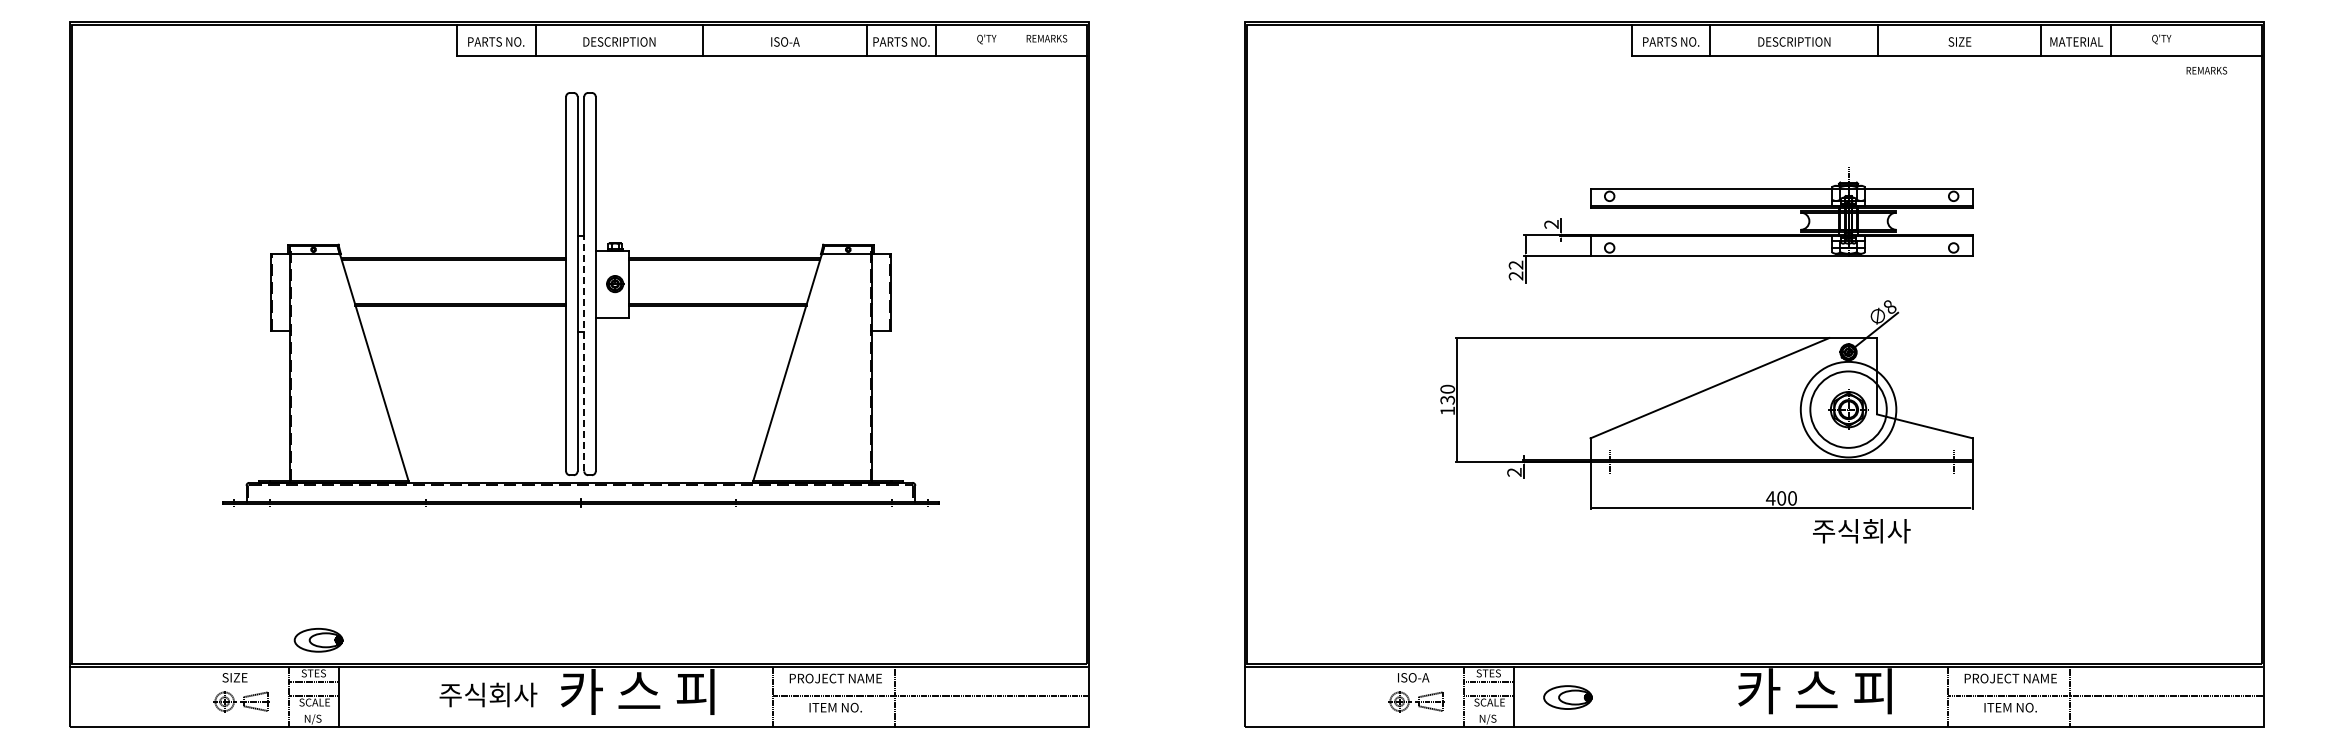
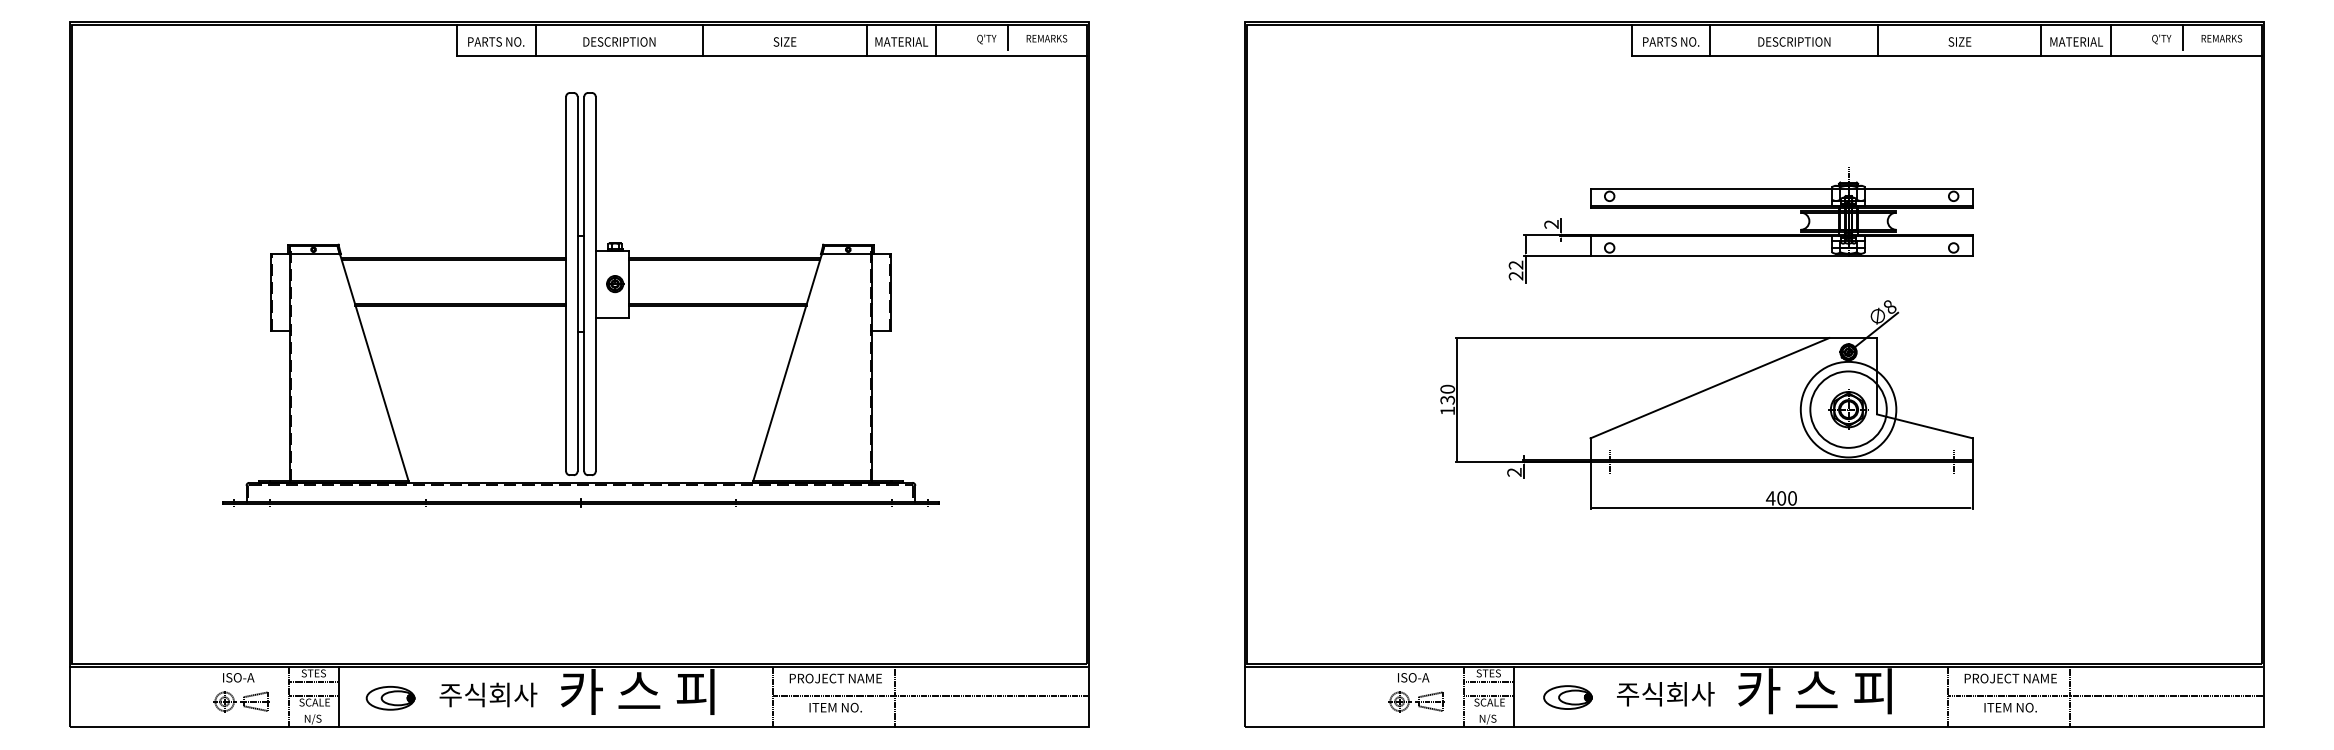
line: none -> present (1008, 37)
line: none -> present (2183, 37)
text: ISO-A -> SIZE (785, 41)
text: PARTS NO. -> MATERIAL (901, 41)
text position: (2206, 70) -> (2221, 38) (2221, 38)
line: dashed -> solid (584, 353)
text position: (1861, 531) -> (1665, 694) (1665, 694)
part position: (318, 640) -> (390, 698) (390, 698)
text: SIZE -> ISO-A (238, 677)
